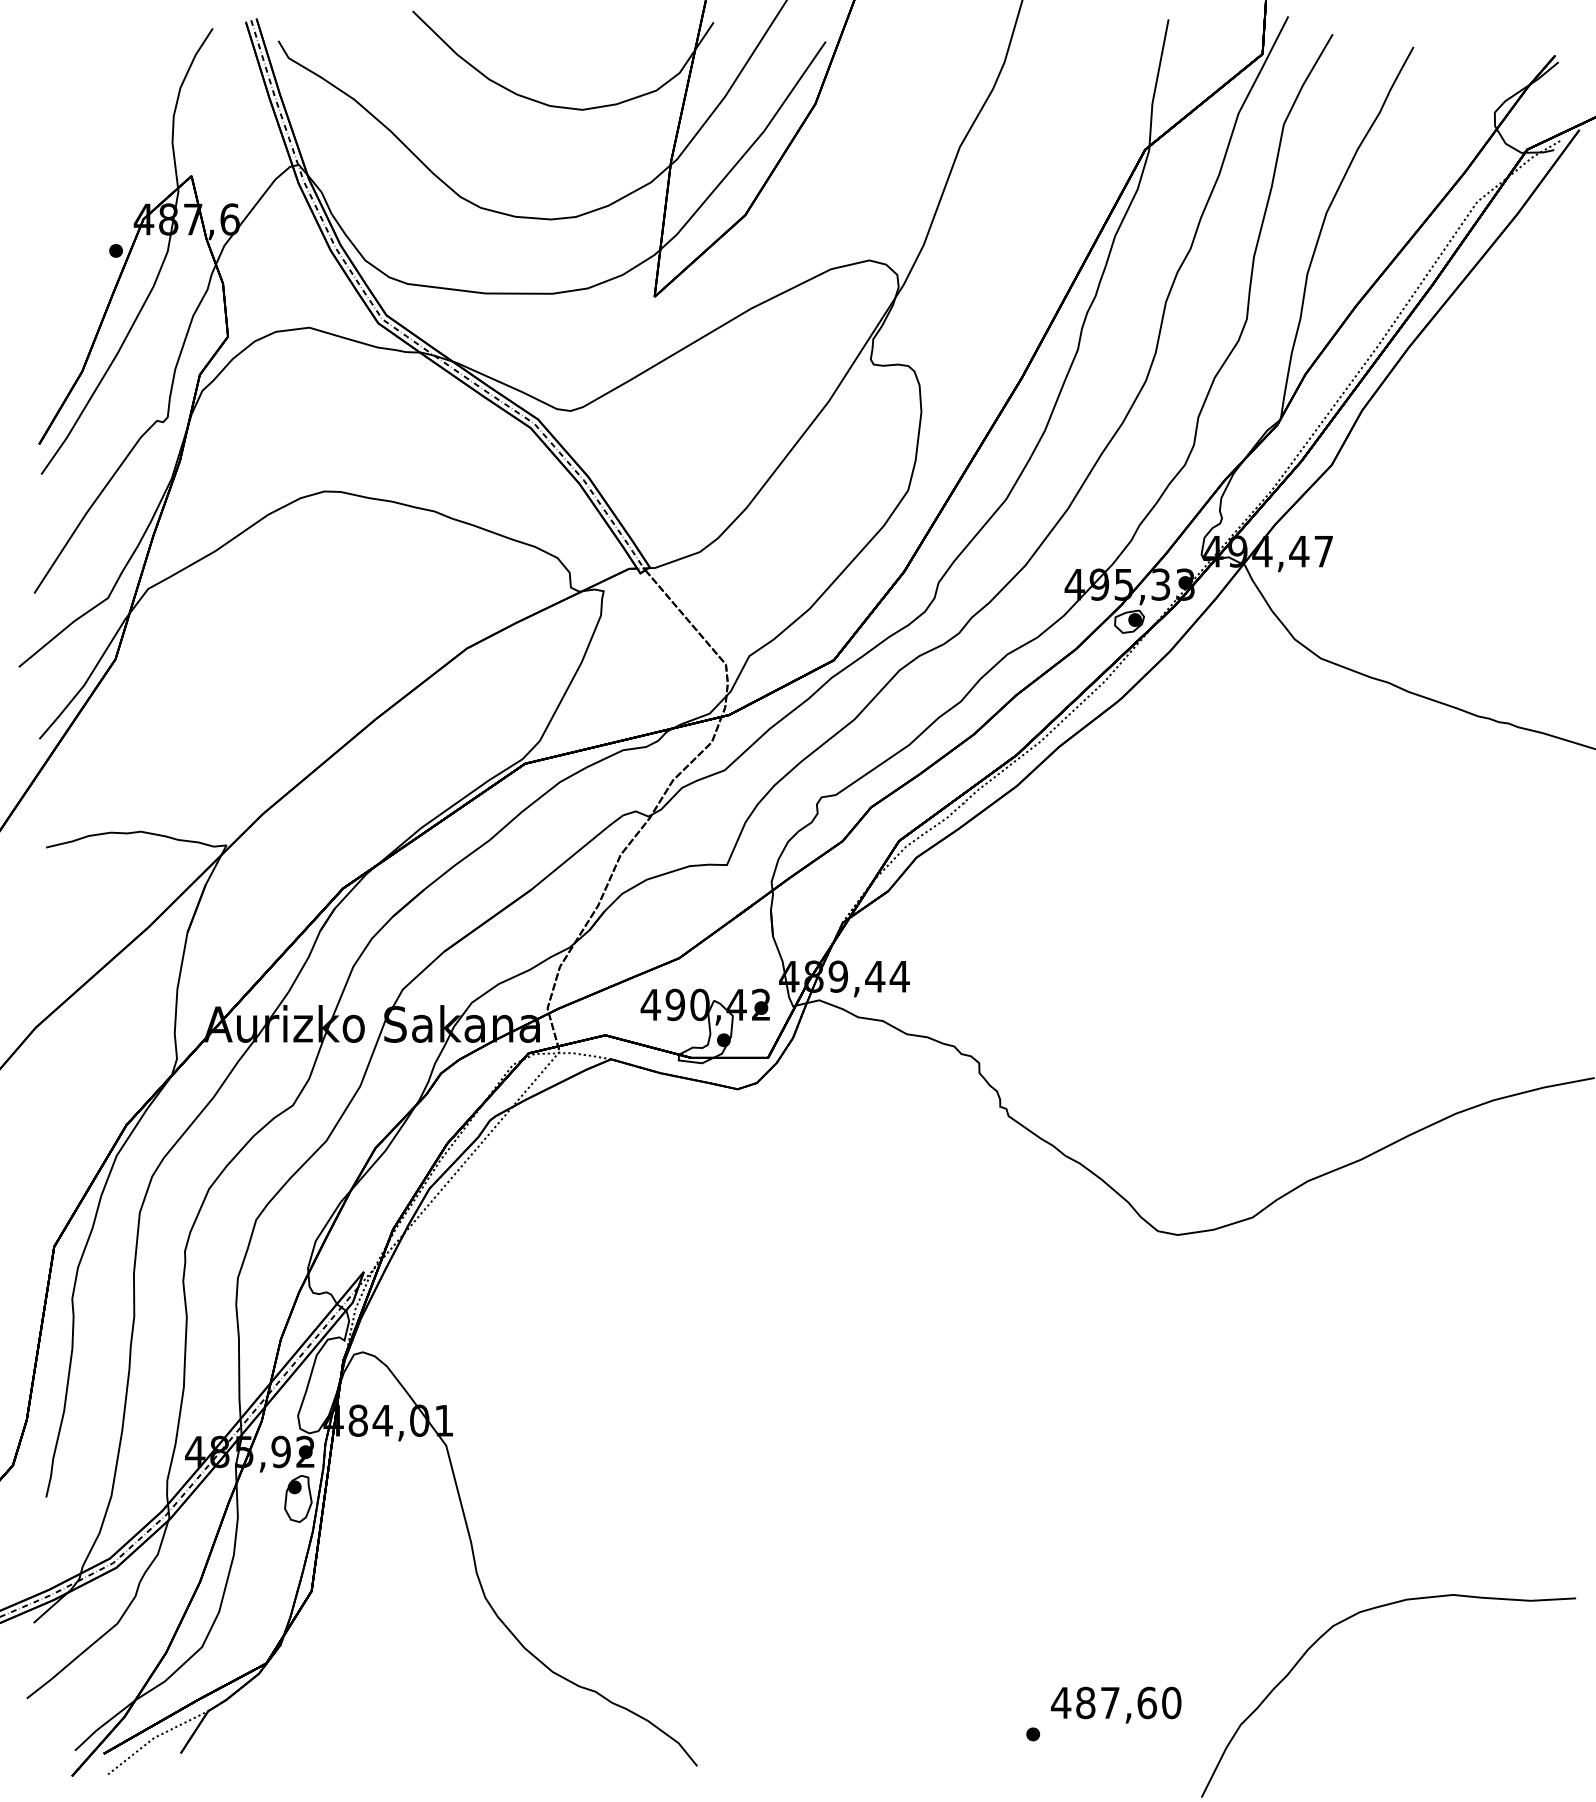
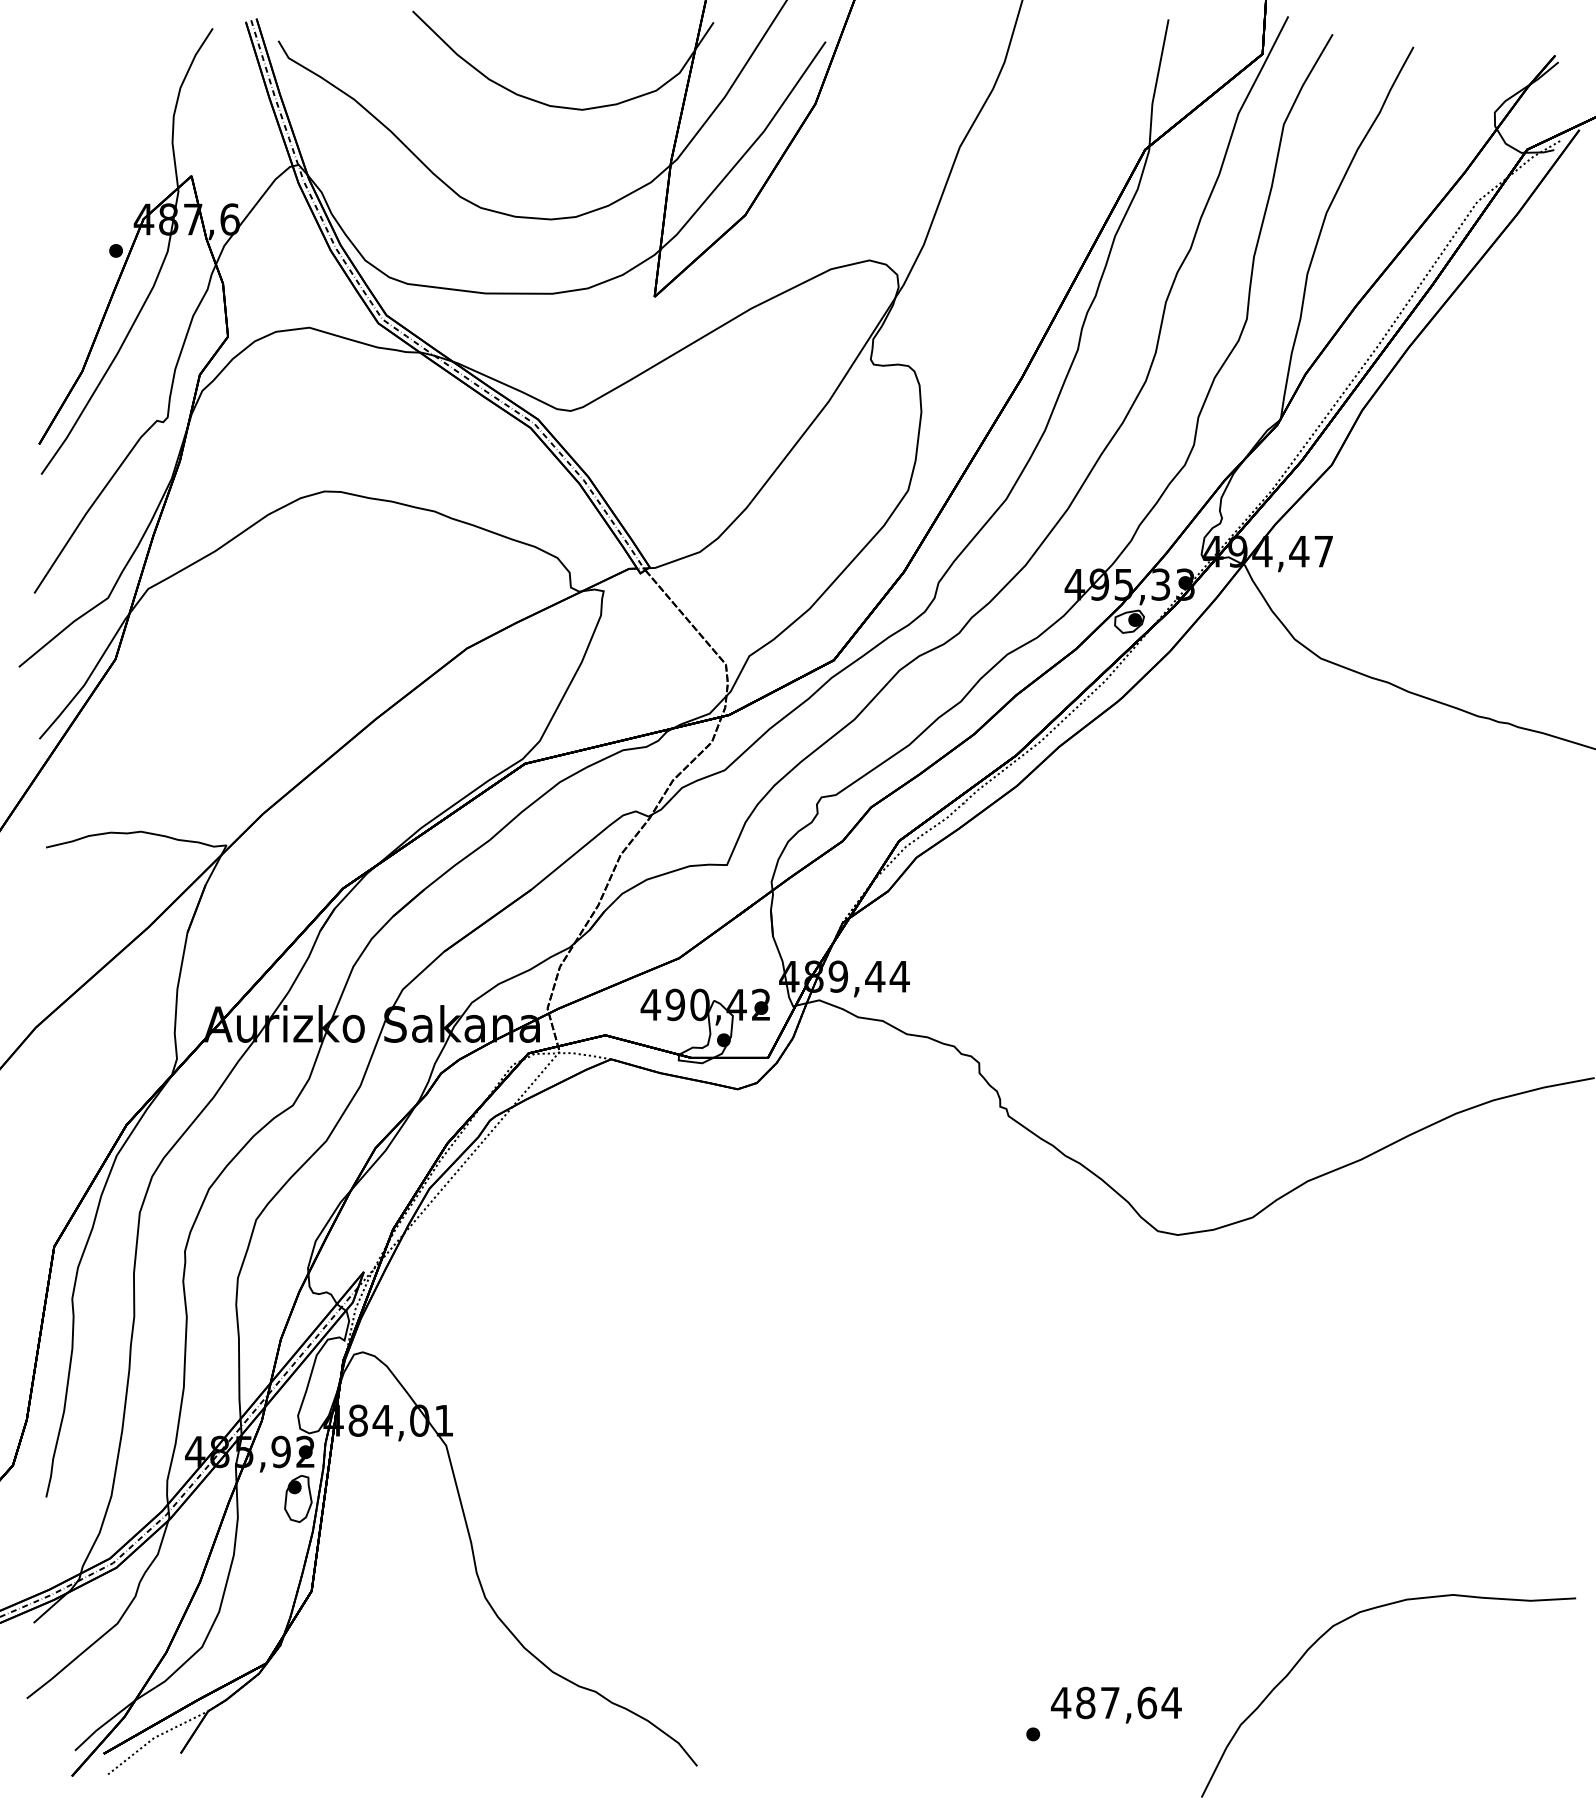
text: 487,60 -> 487,64 (1171, 1702)
